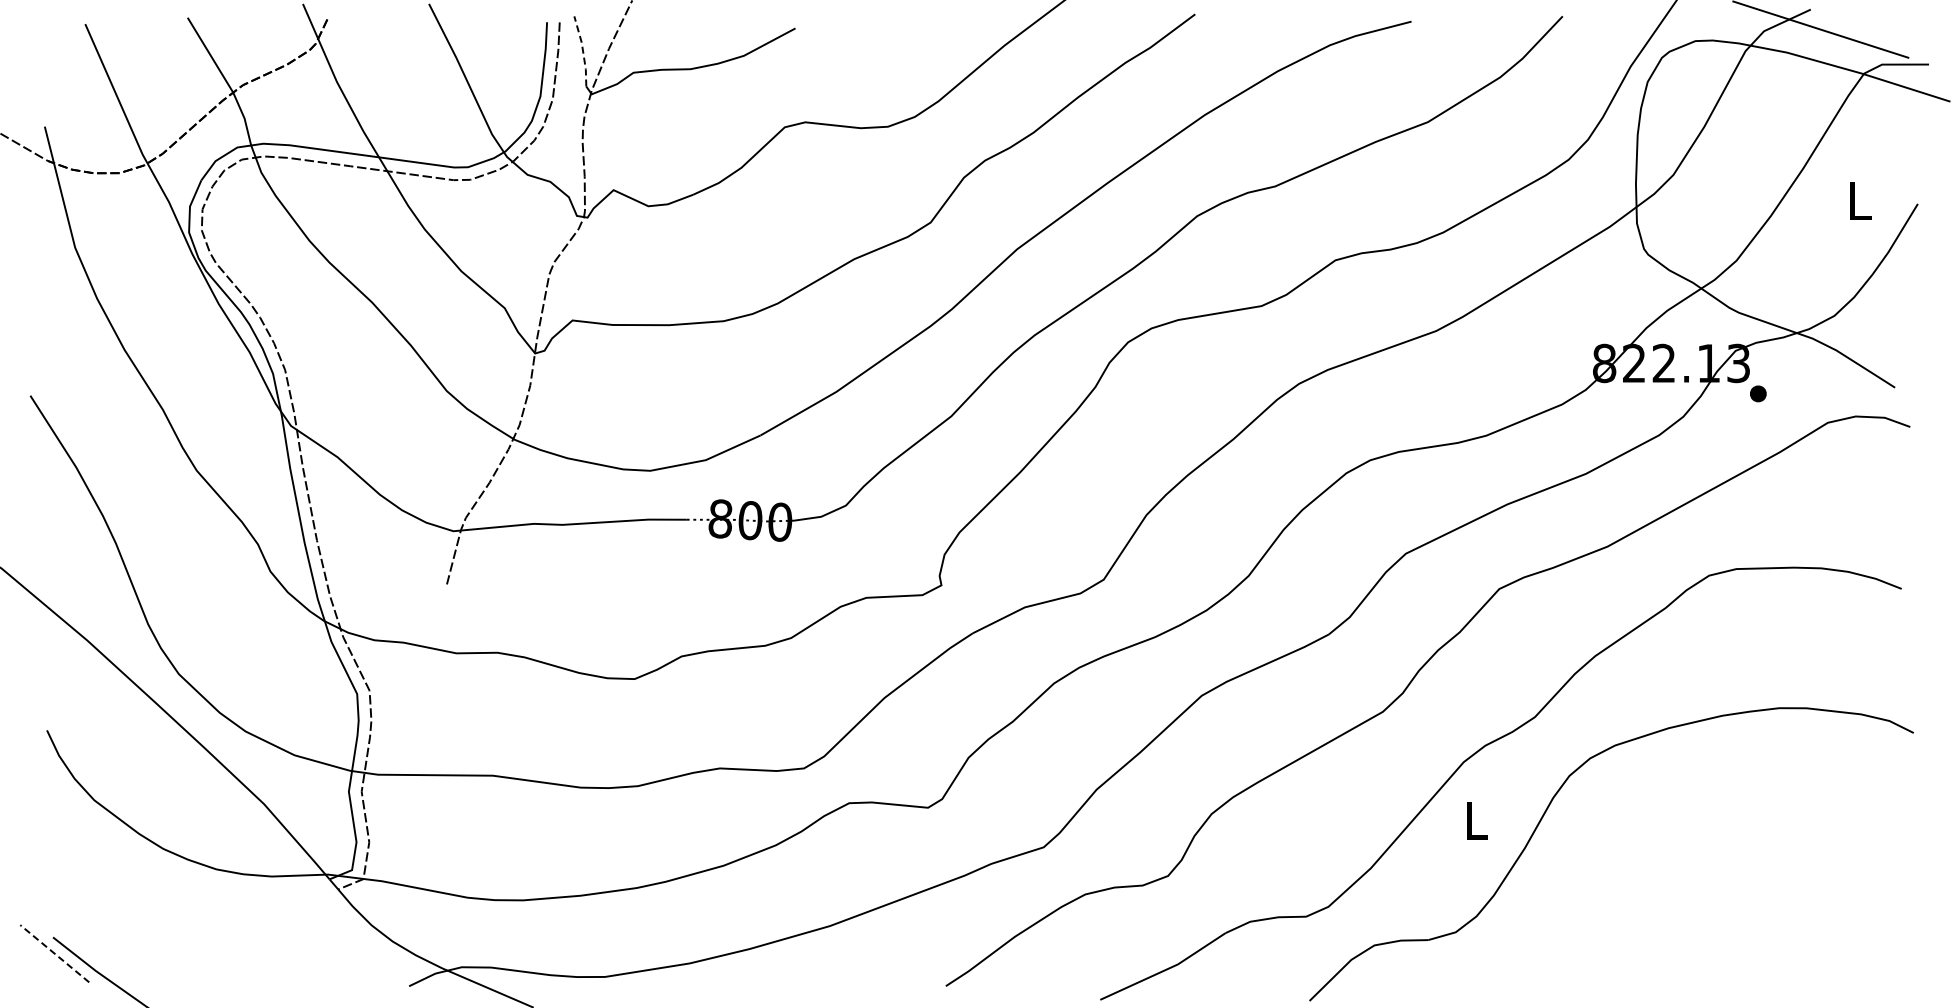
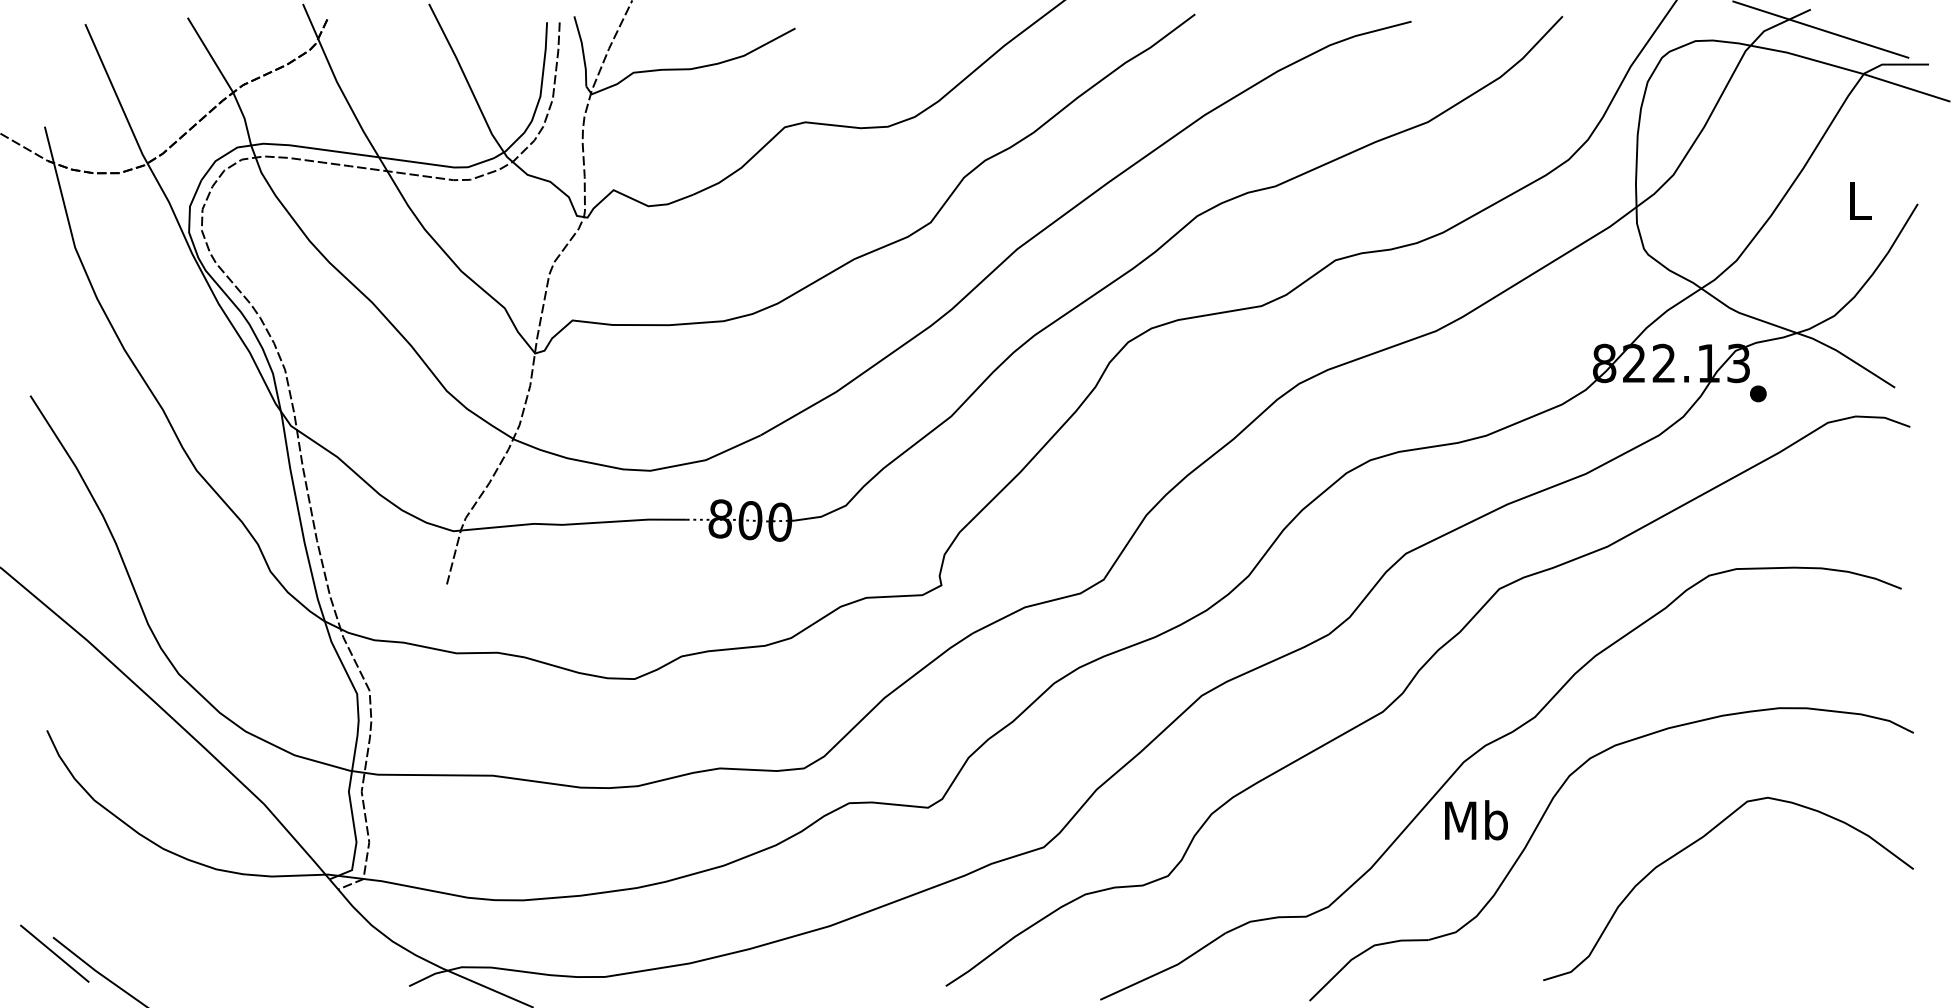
line: dashed -> solid (582, 50)
text: L -> Mb (1476, 820)
curve: none -> present (1701, 839)
line: dashed -> solid (54, 953)
